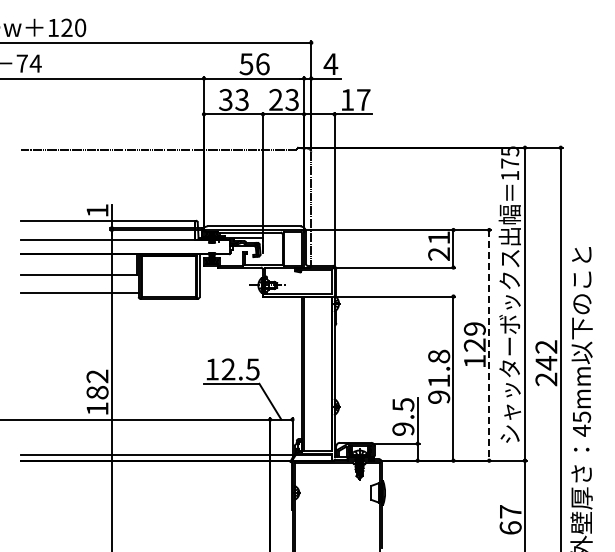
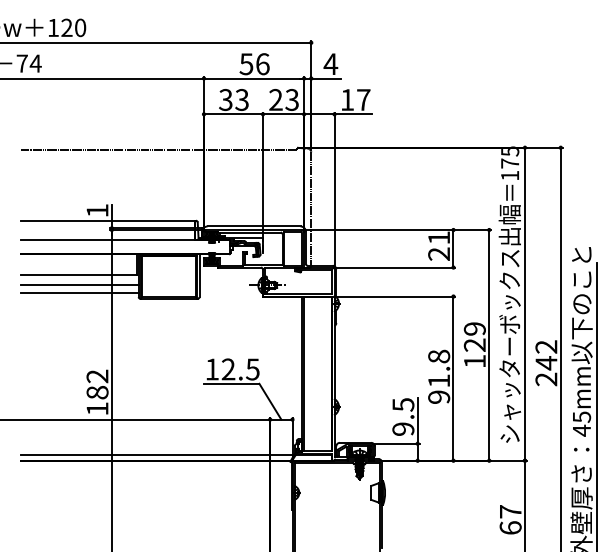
line: none -> present (79, 284)
line: dashed -> solid (489, 345)
line: none -> present (596, 405)
